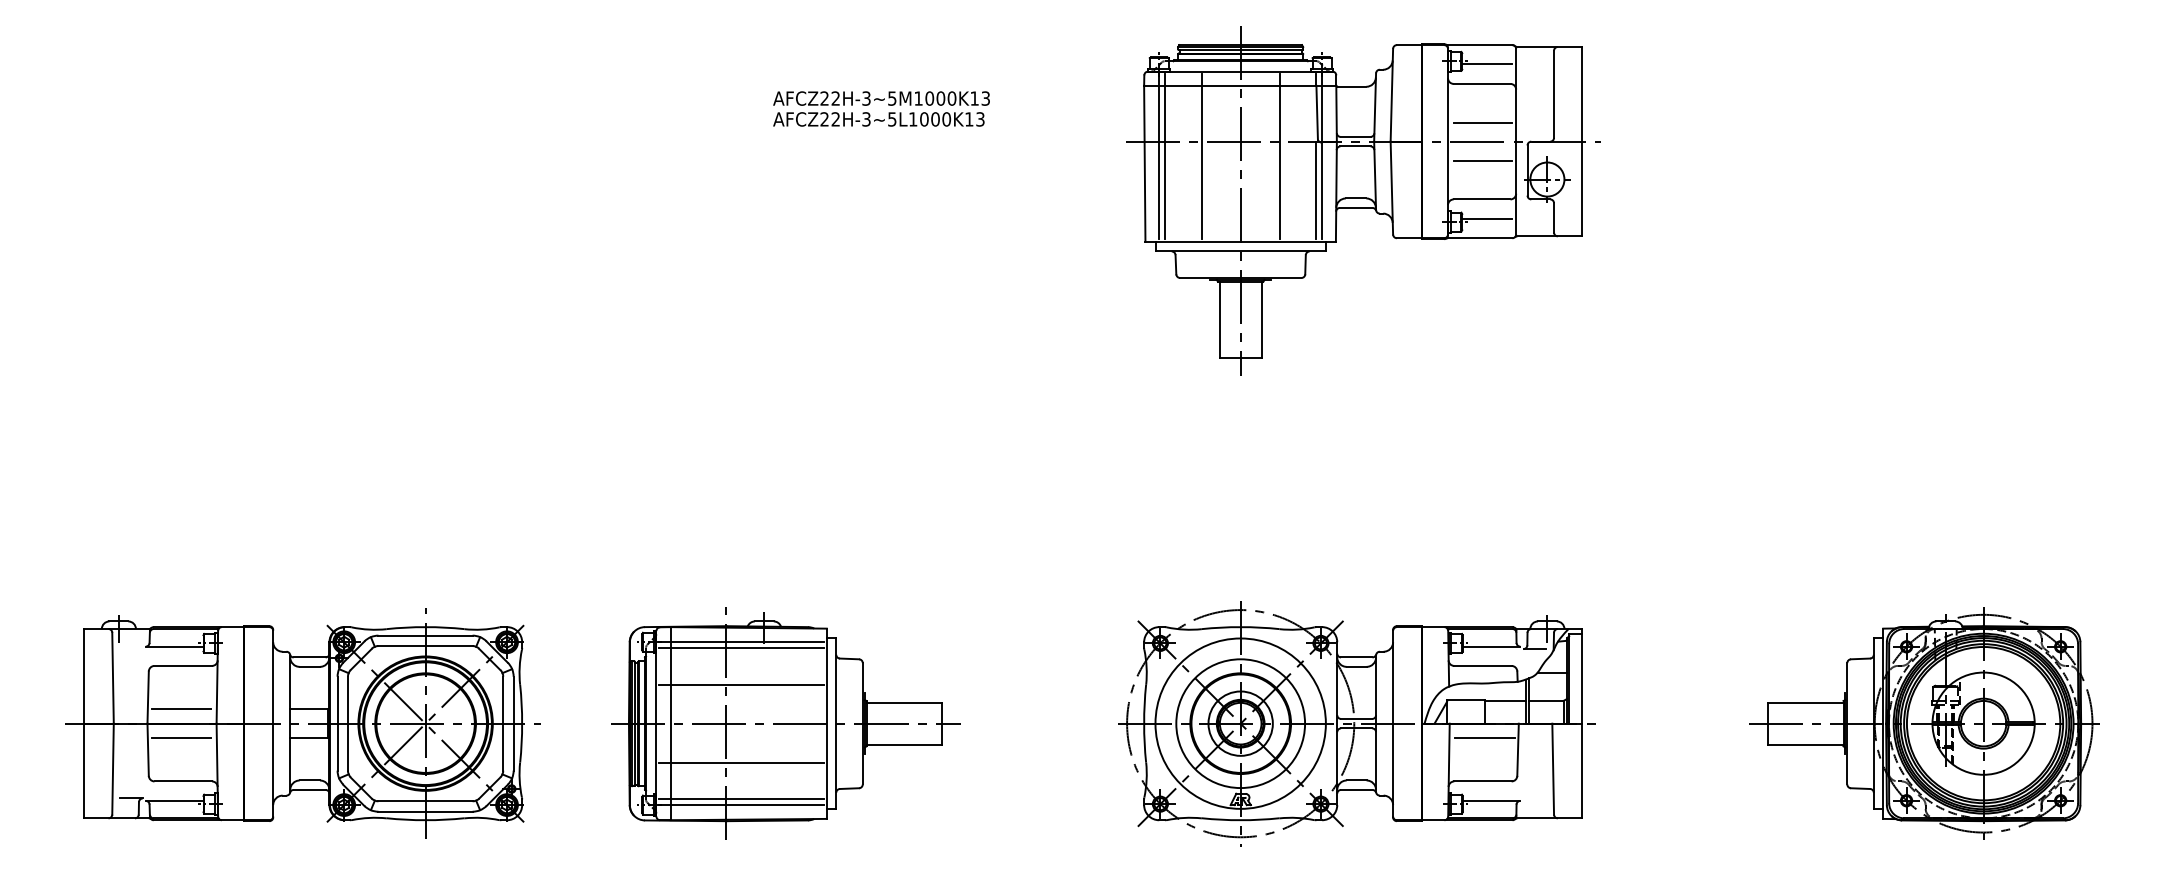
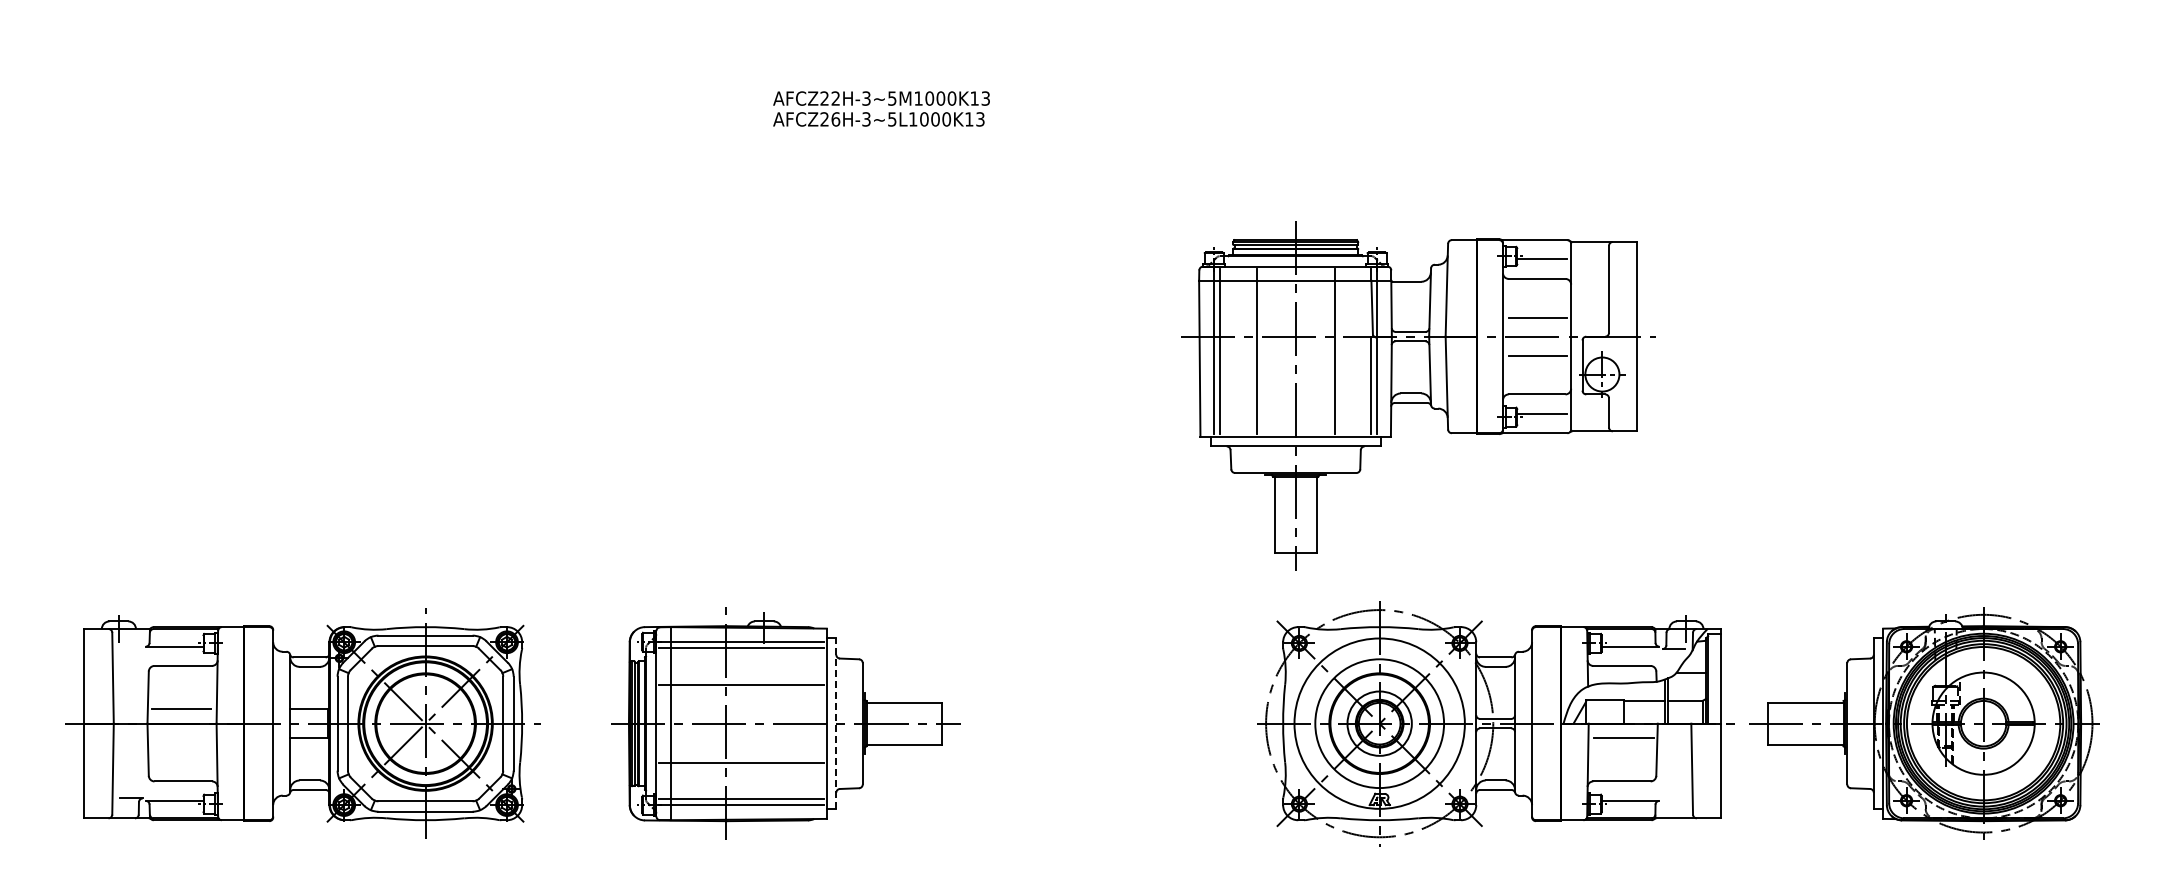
text: AFCZ22H-3~5L1000K13 -> AFCZ26H-3~5L1000K13 (835, 119)
part position: (1363, 200) -> (1418, 395) (1418, 395)
line: solid -> dashed (836, 723)
part position: (1356, 723) -> (1495, 723) (1495, 723)
line: present -> none (181, 738)
